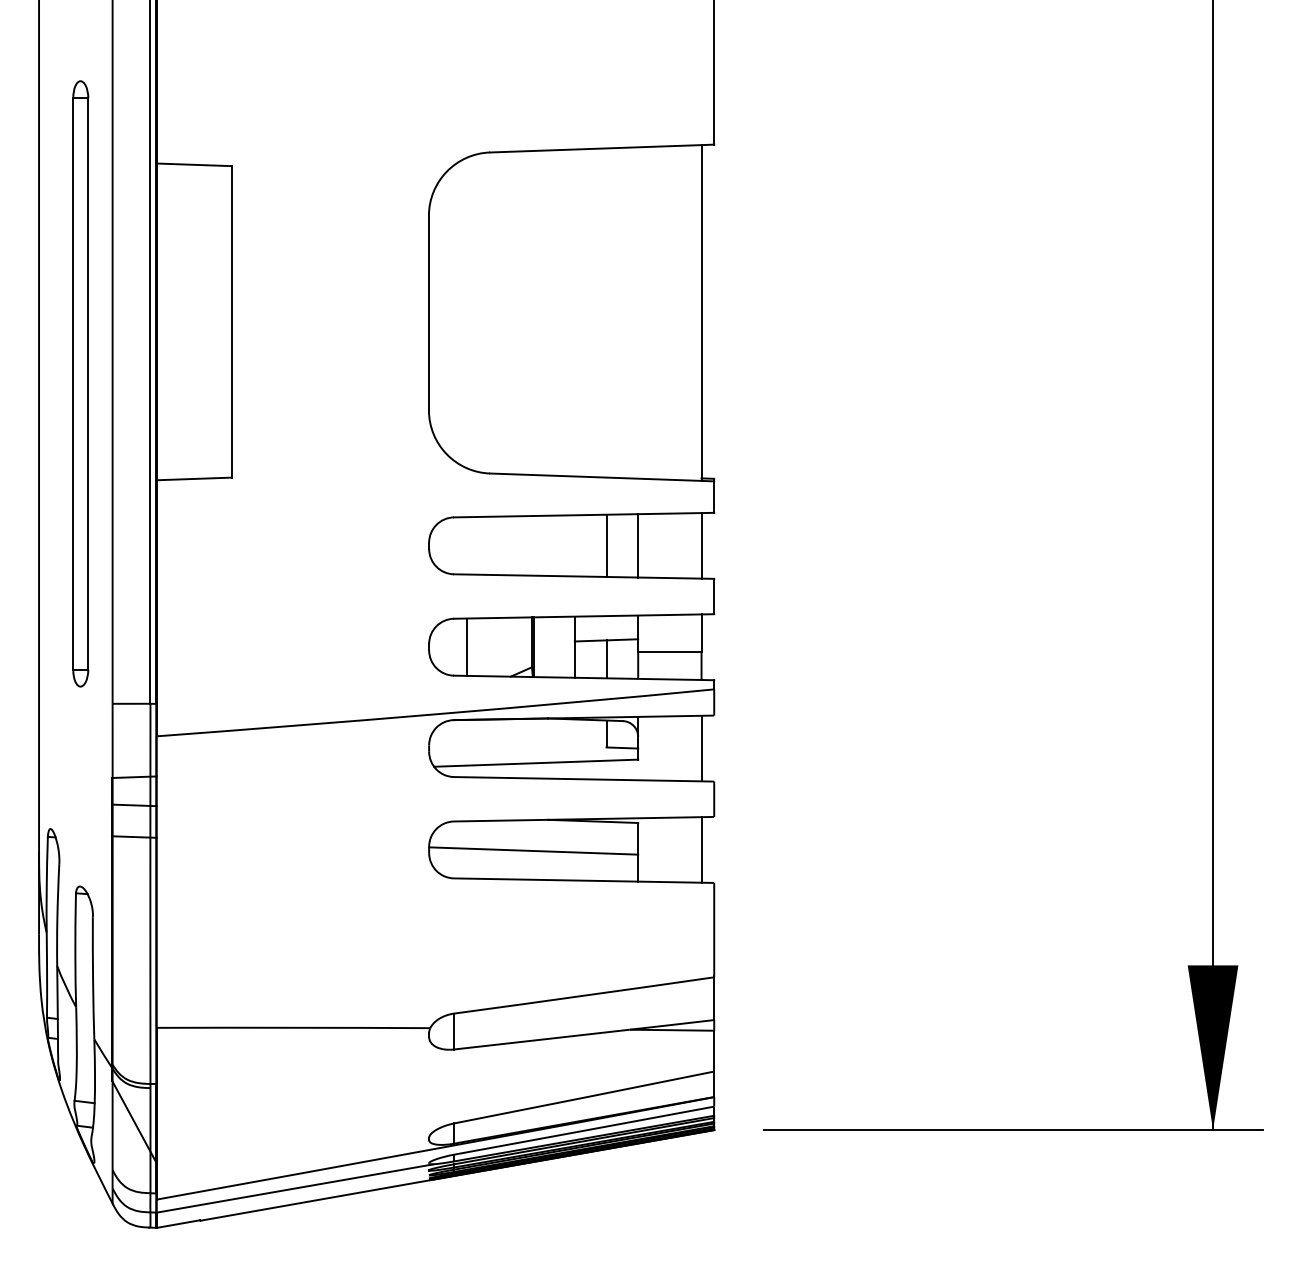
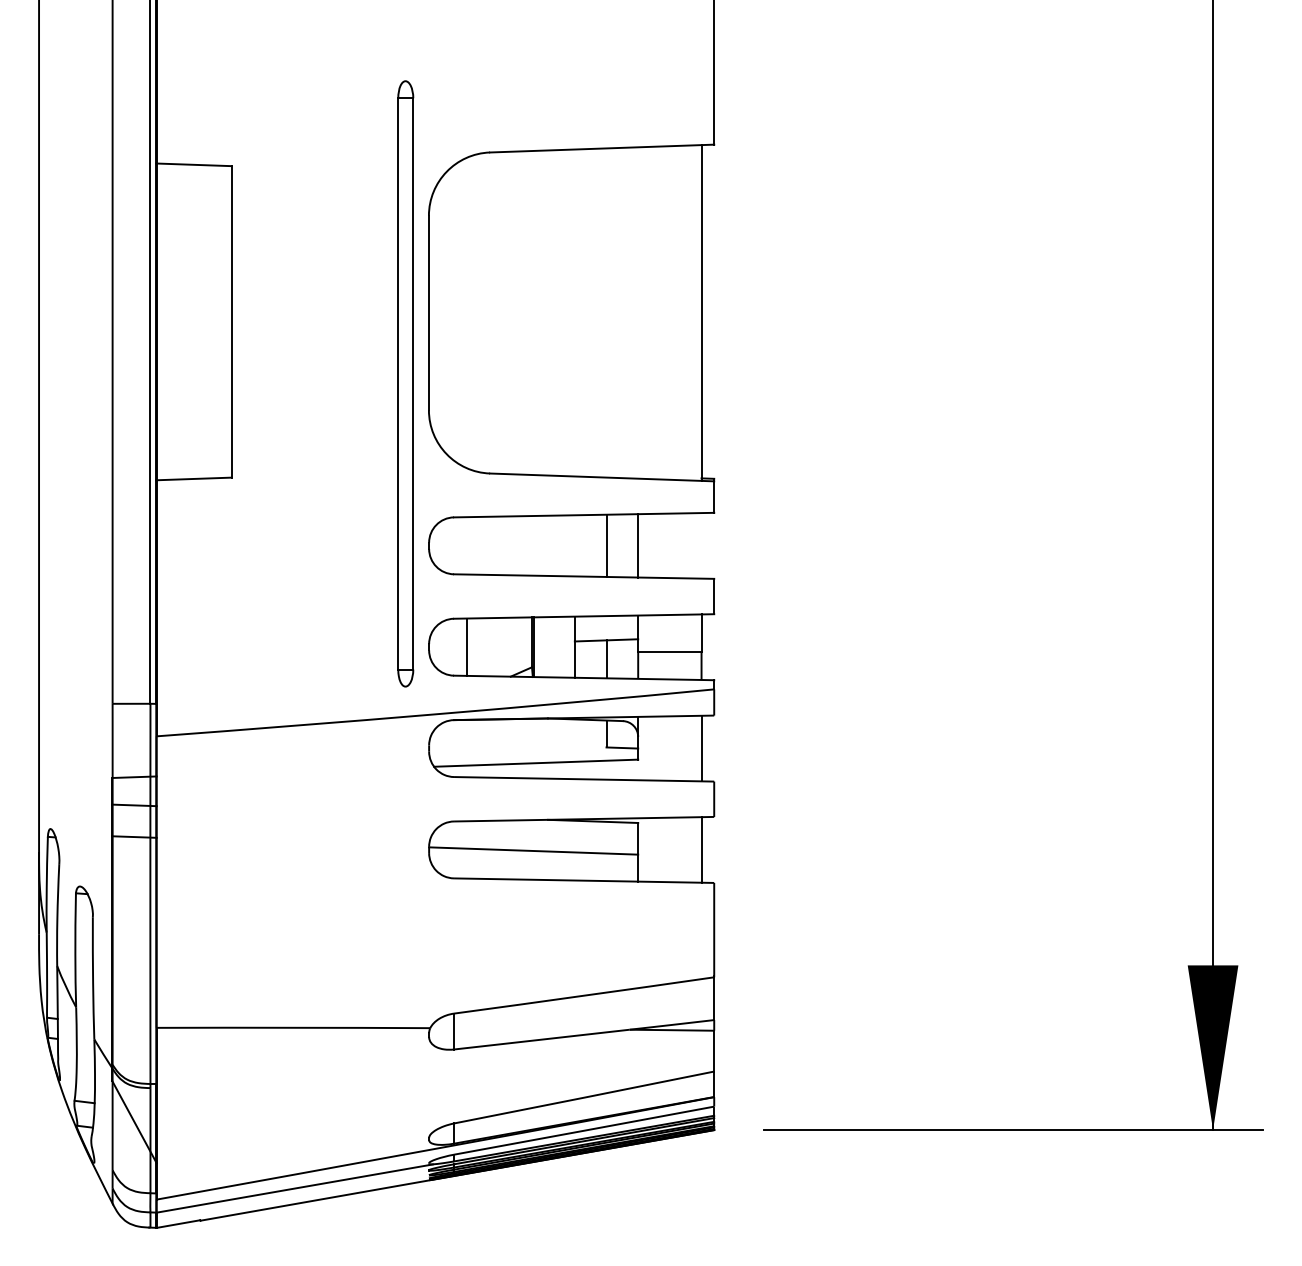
part position: (80, 383) -> (405, 383) (405, 383)
line: present -> none (701, 545)
